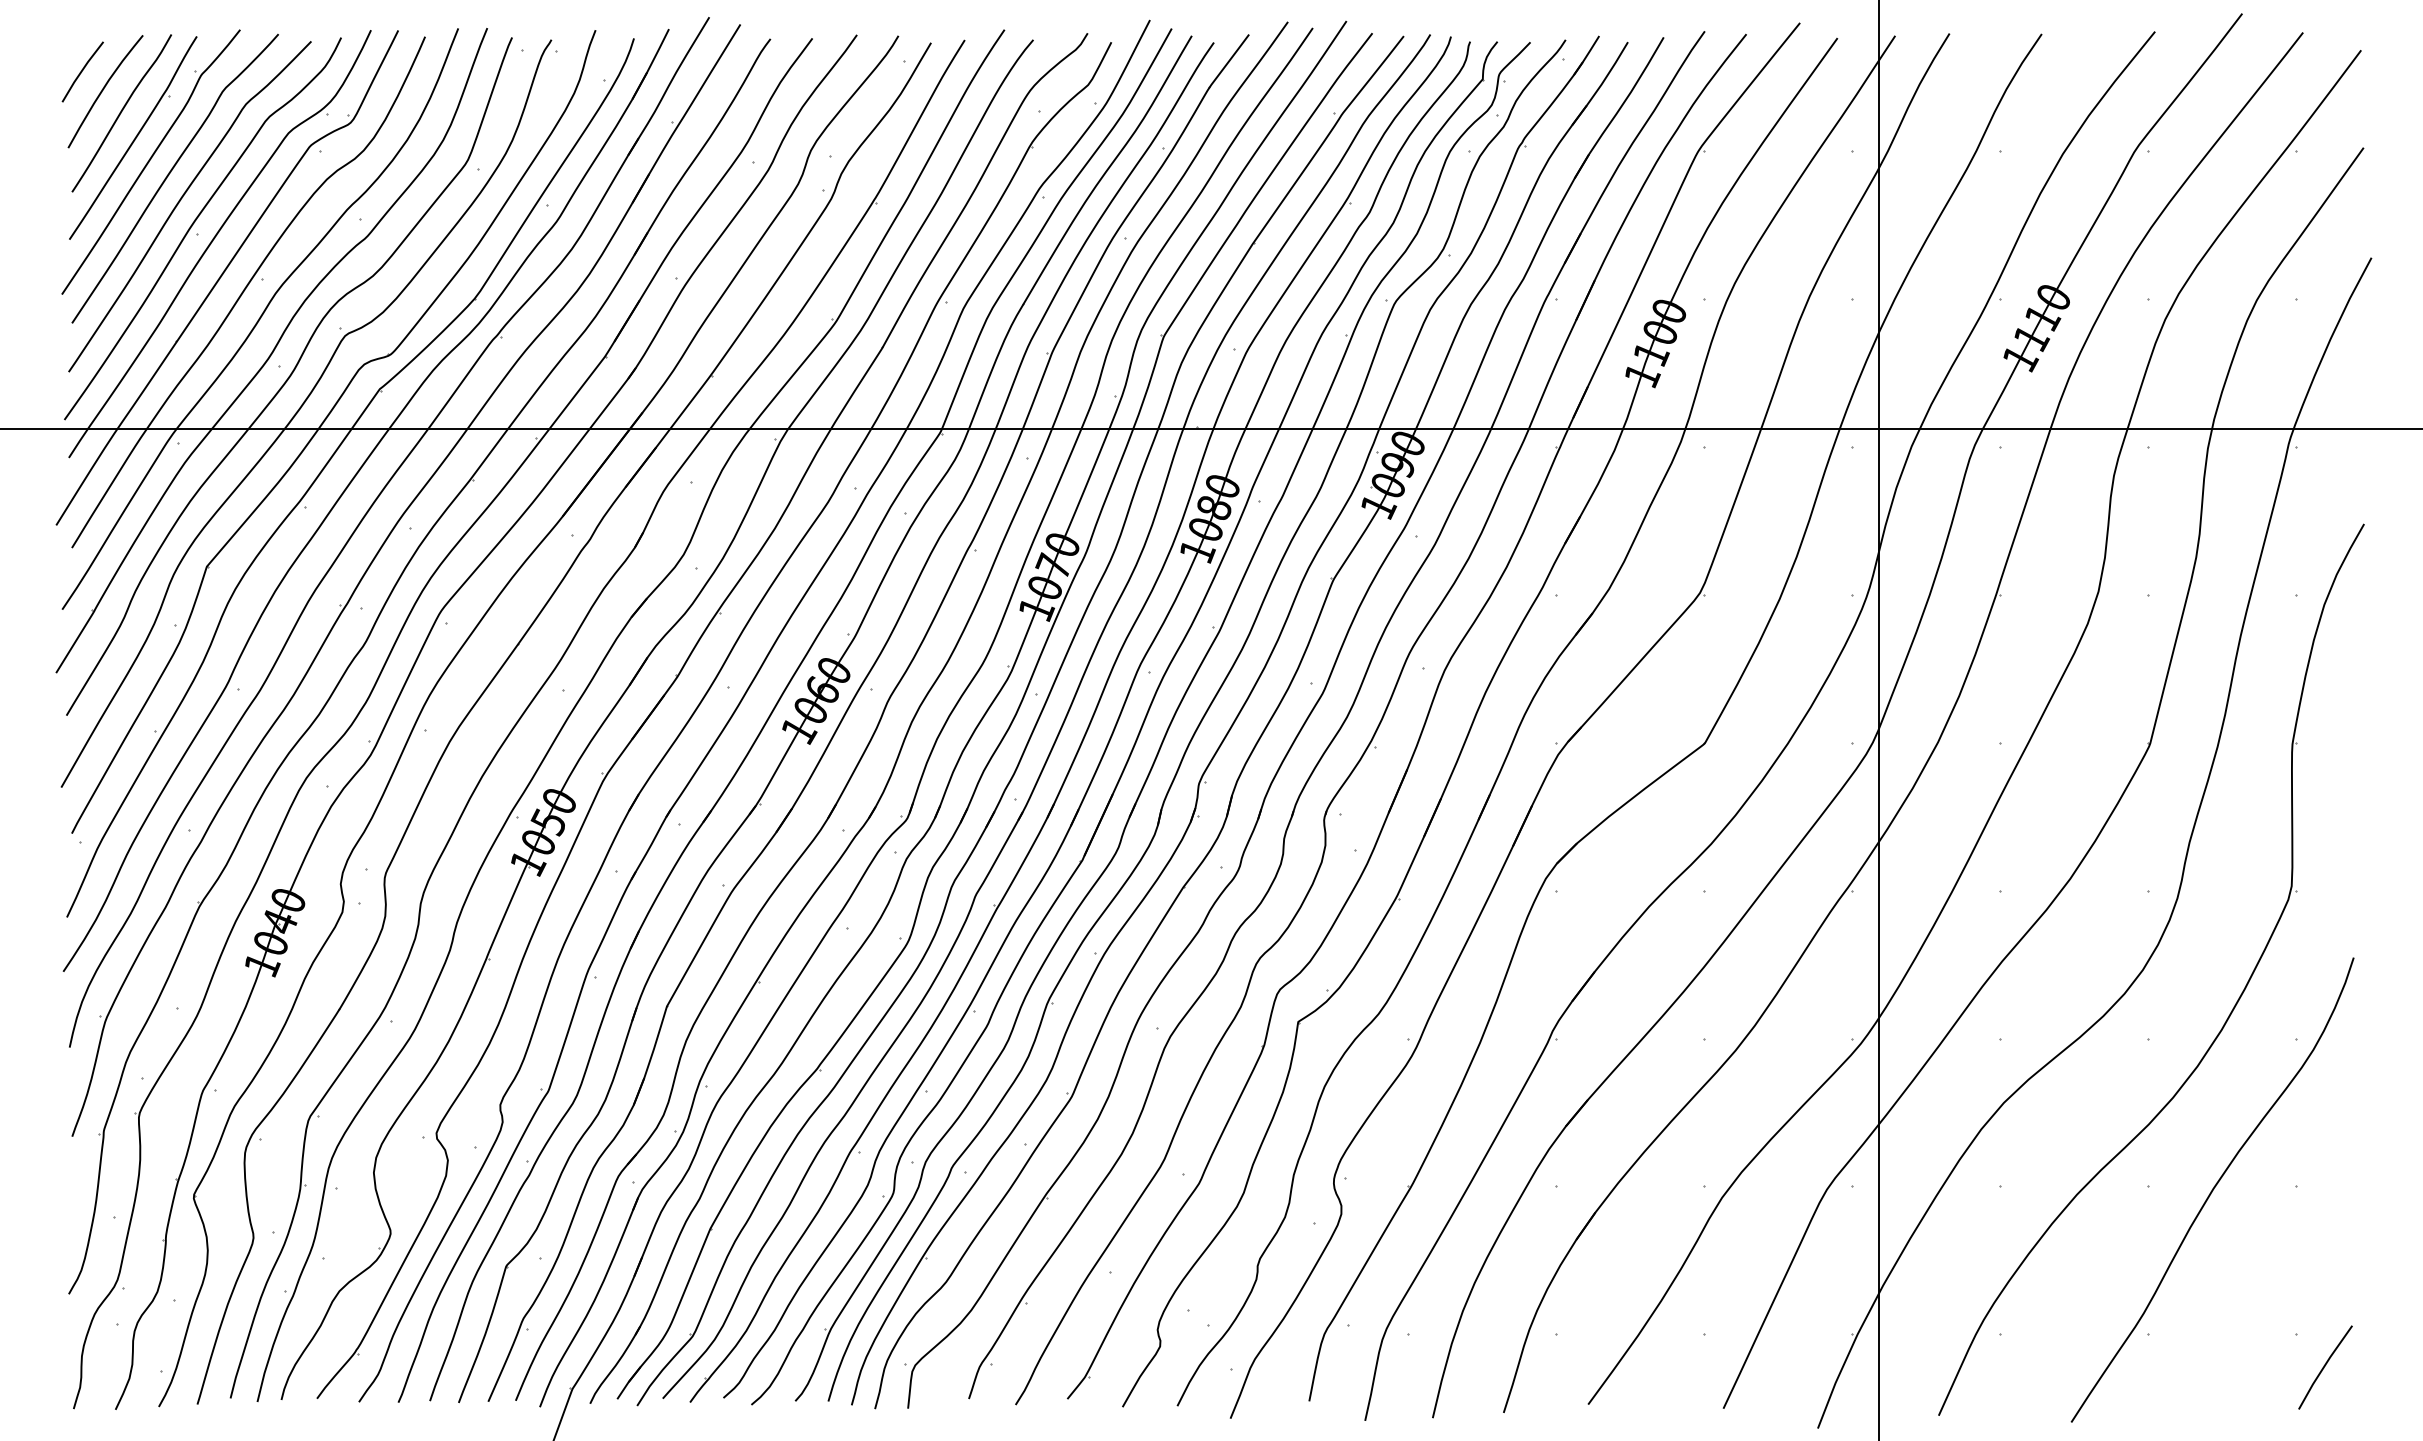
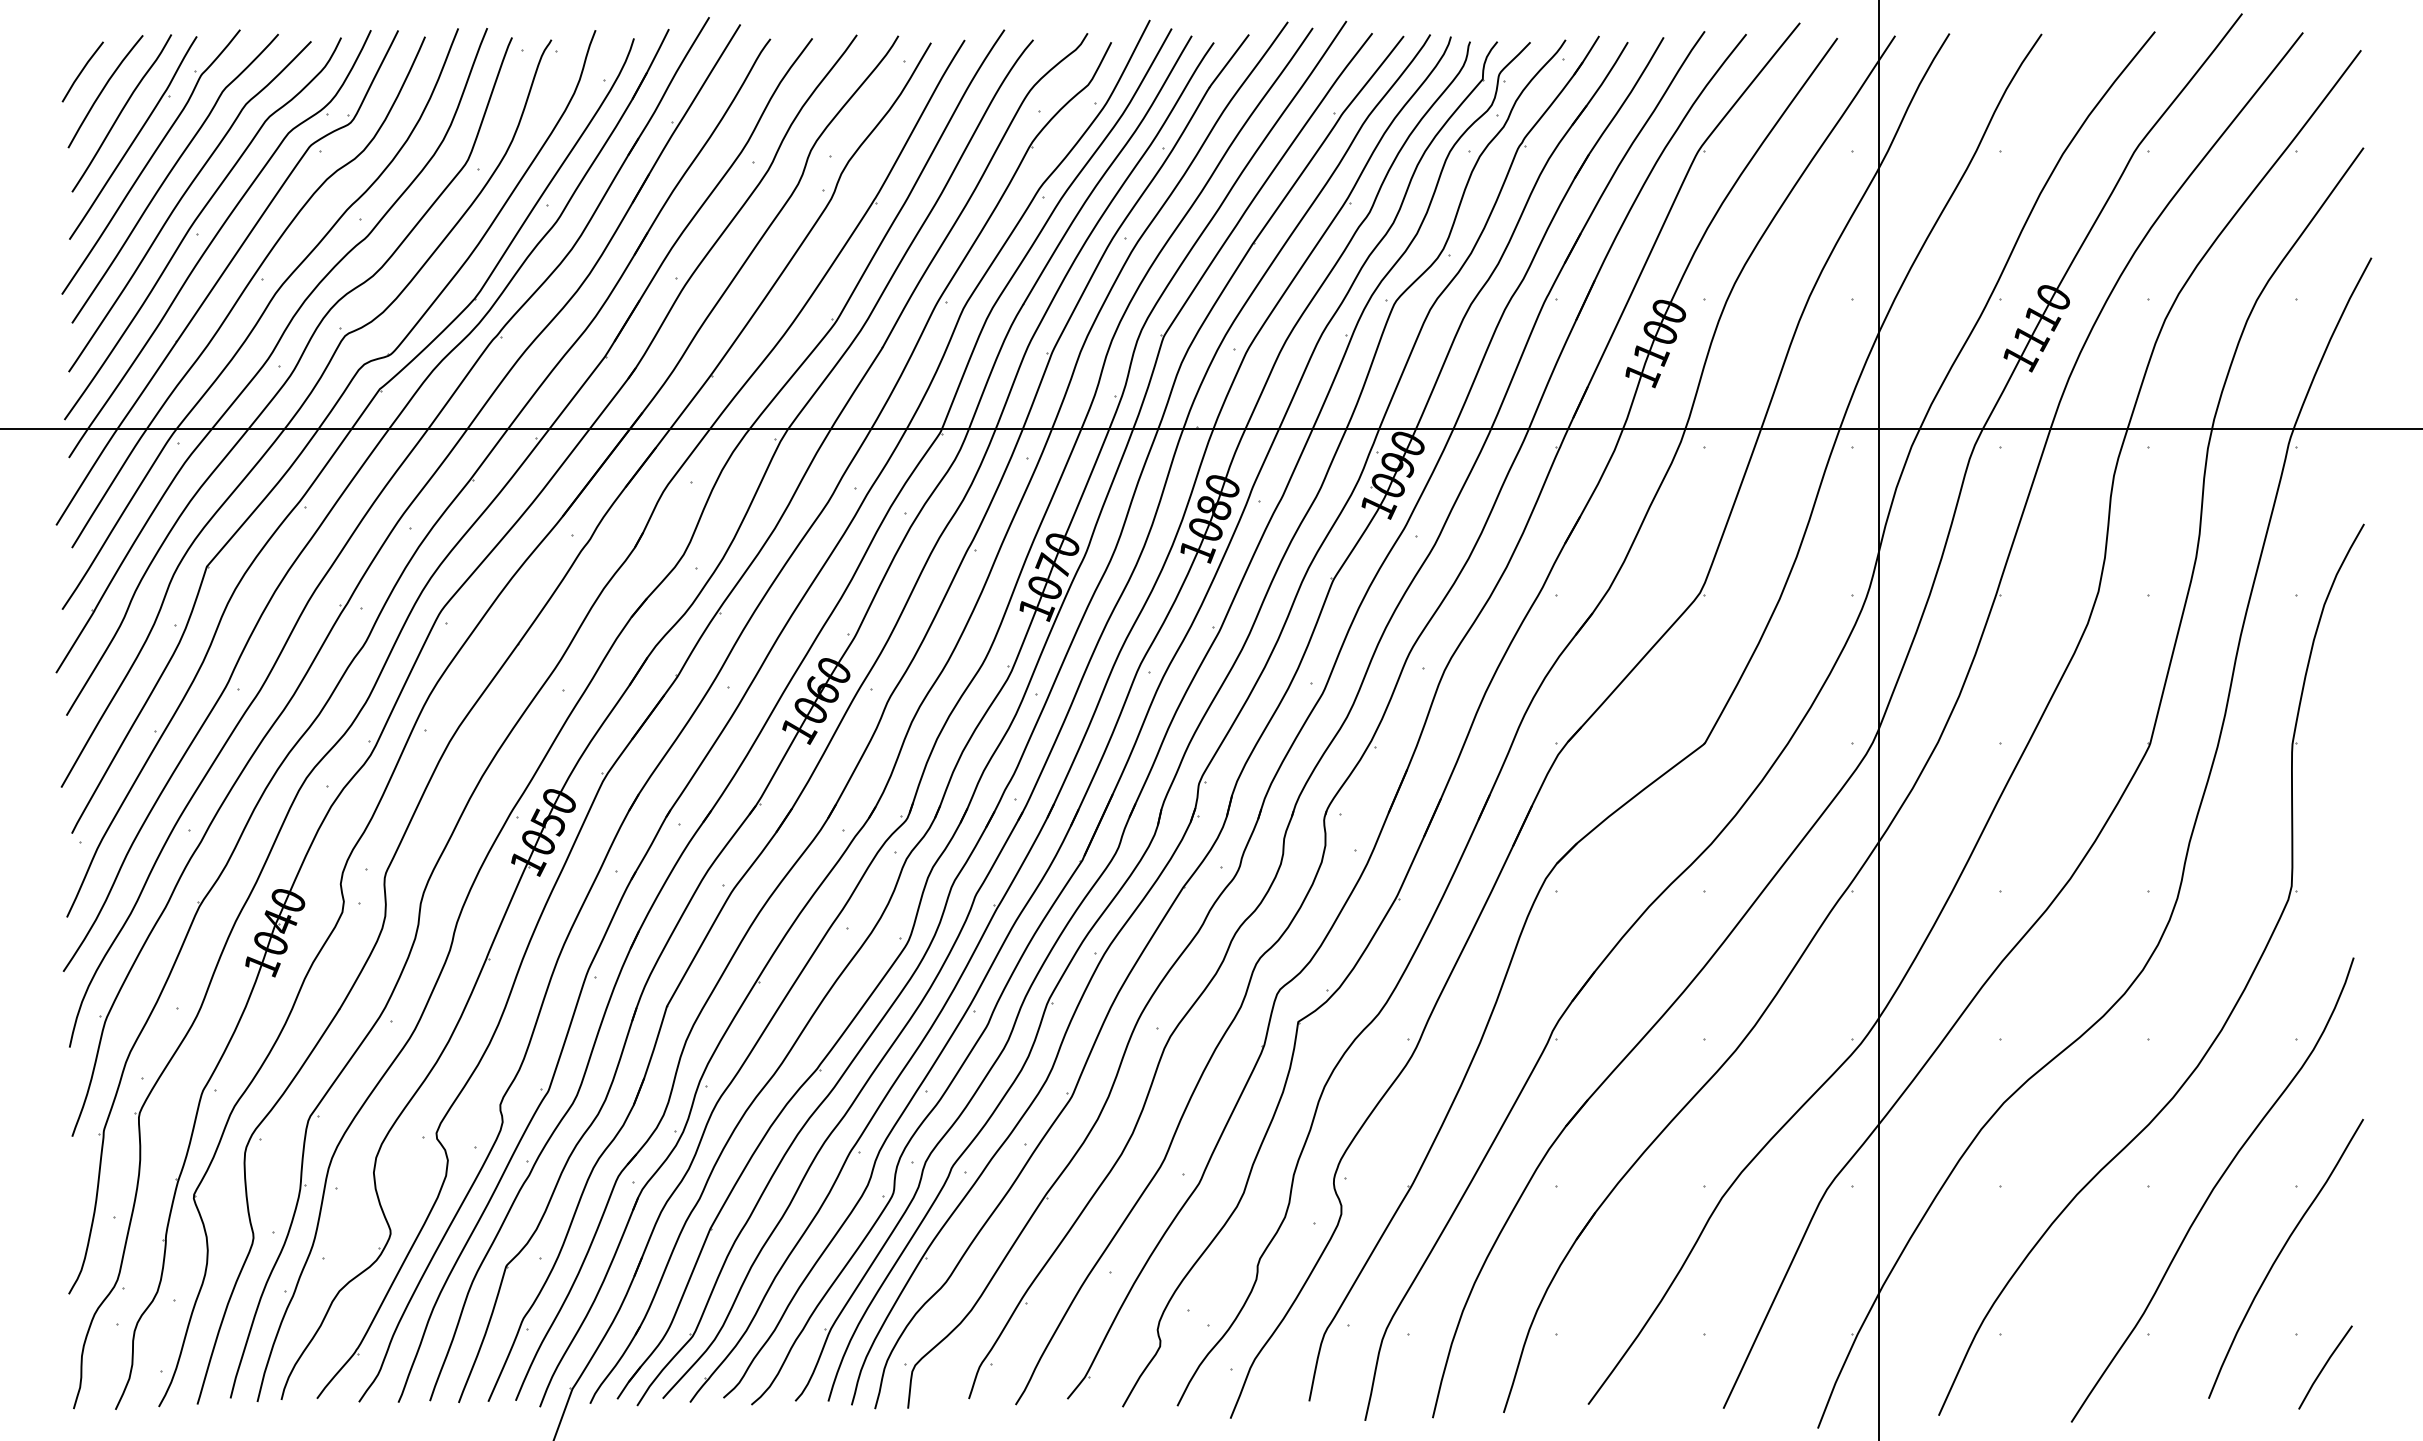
curve: none -> present (2279, 1256)
